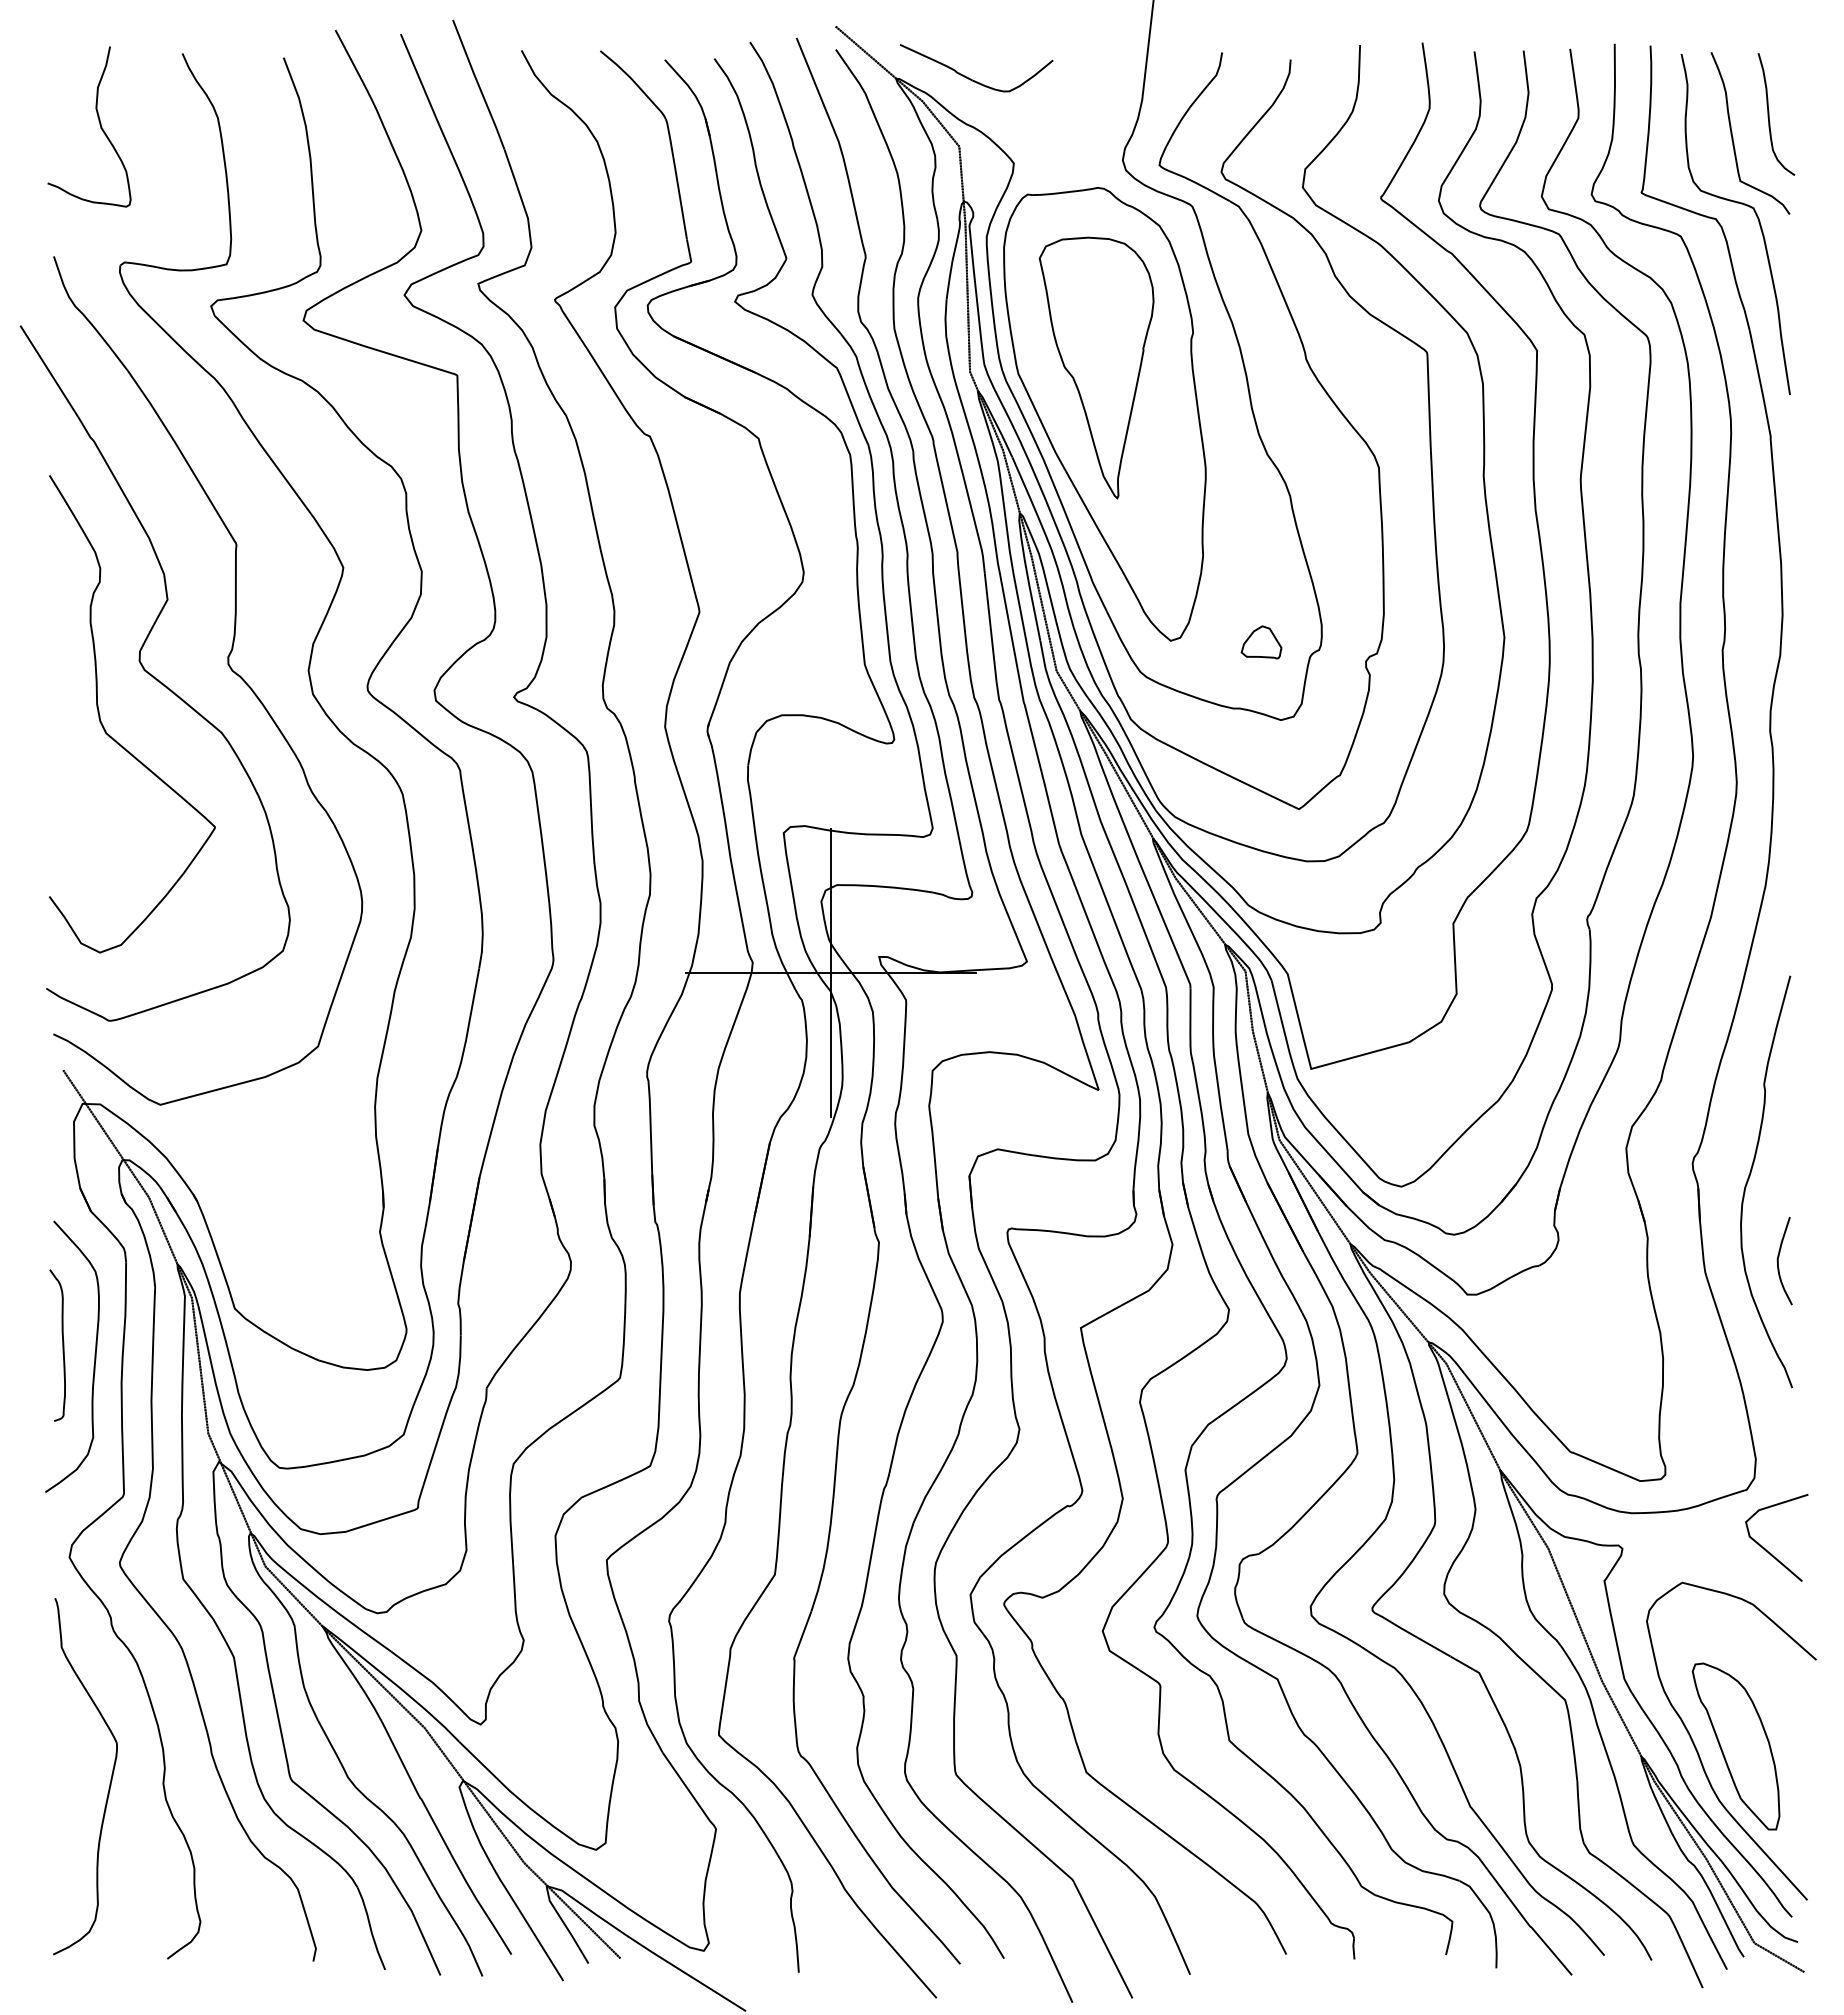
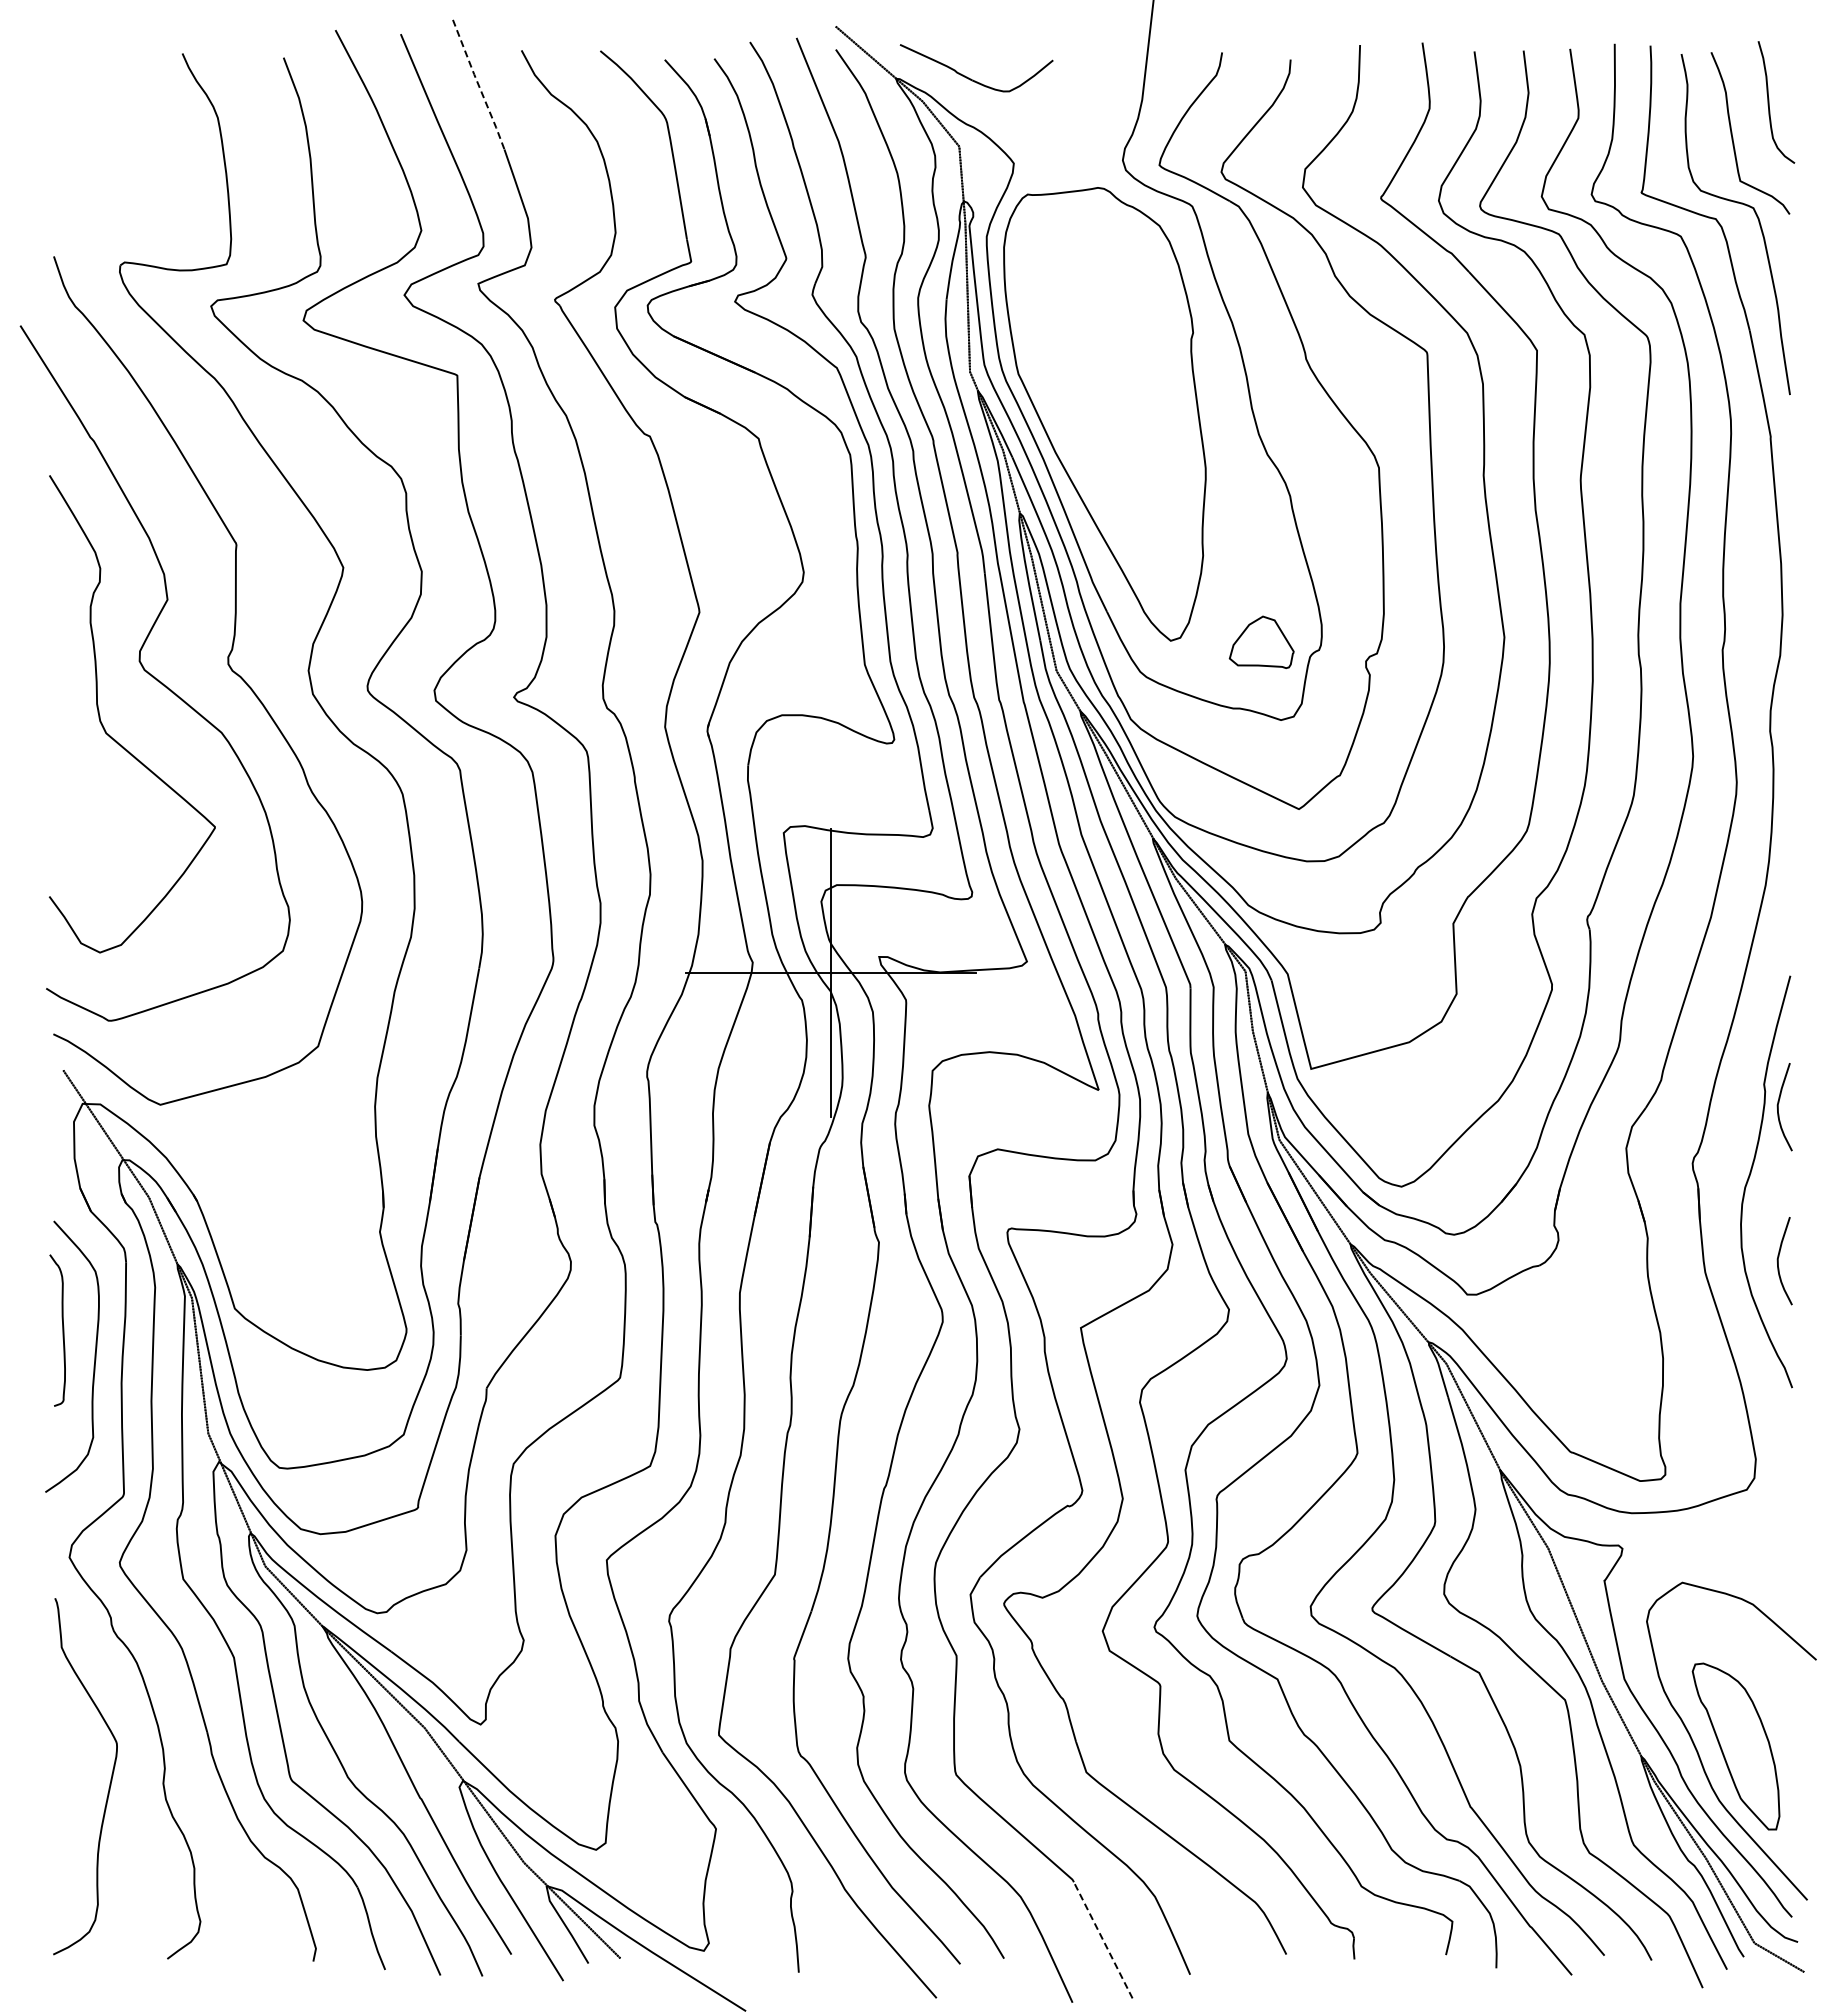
line: solid -> dashed (478, 85)
curve position: (1769, 114) -> (1769, 102) (1769, 102)
part: present -> none (99, 125)
part: present -> none (1096, 367)
part size: 43x35 px -> 67x54 px (1261, 641)
curve: none -> present (1778, 1107)
curve position: (62, 1345) -> (62, 1330) (62, 1330)
curve: present -> none (1765, 1548)
line: solid -> dashed (1103, 1939)
